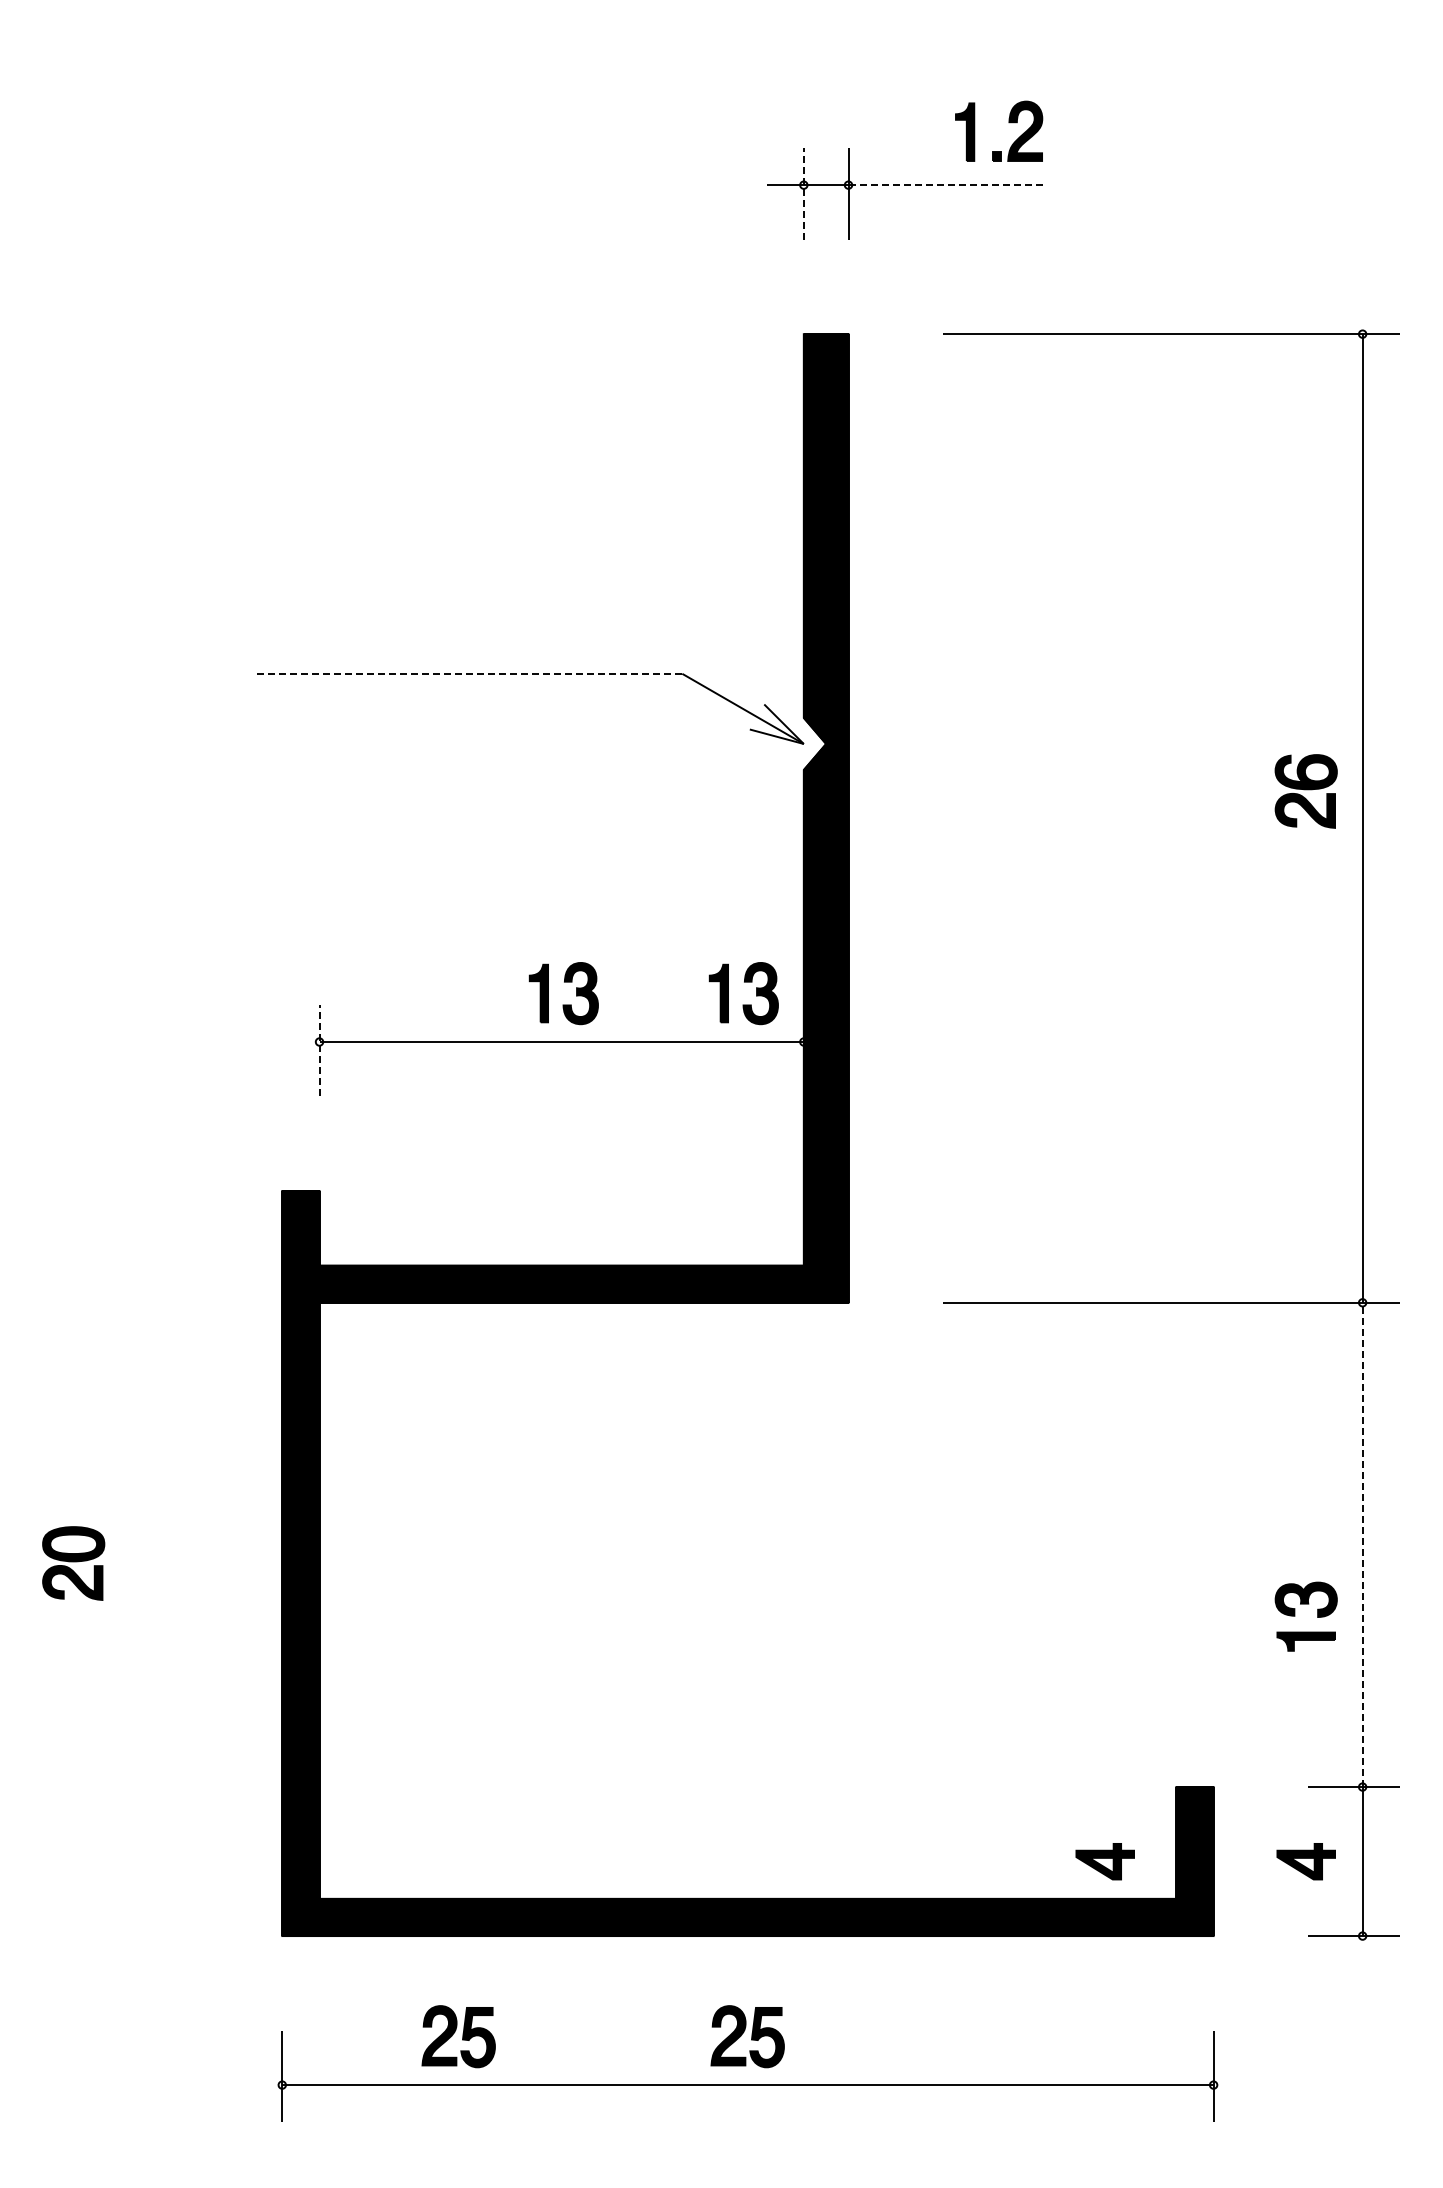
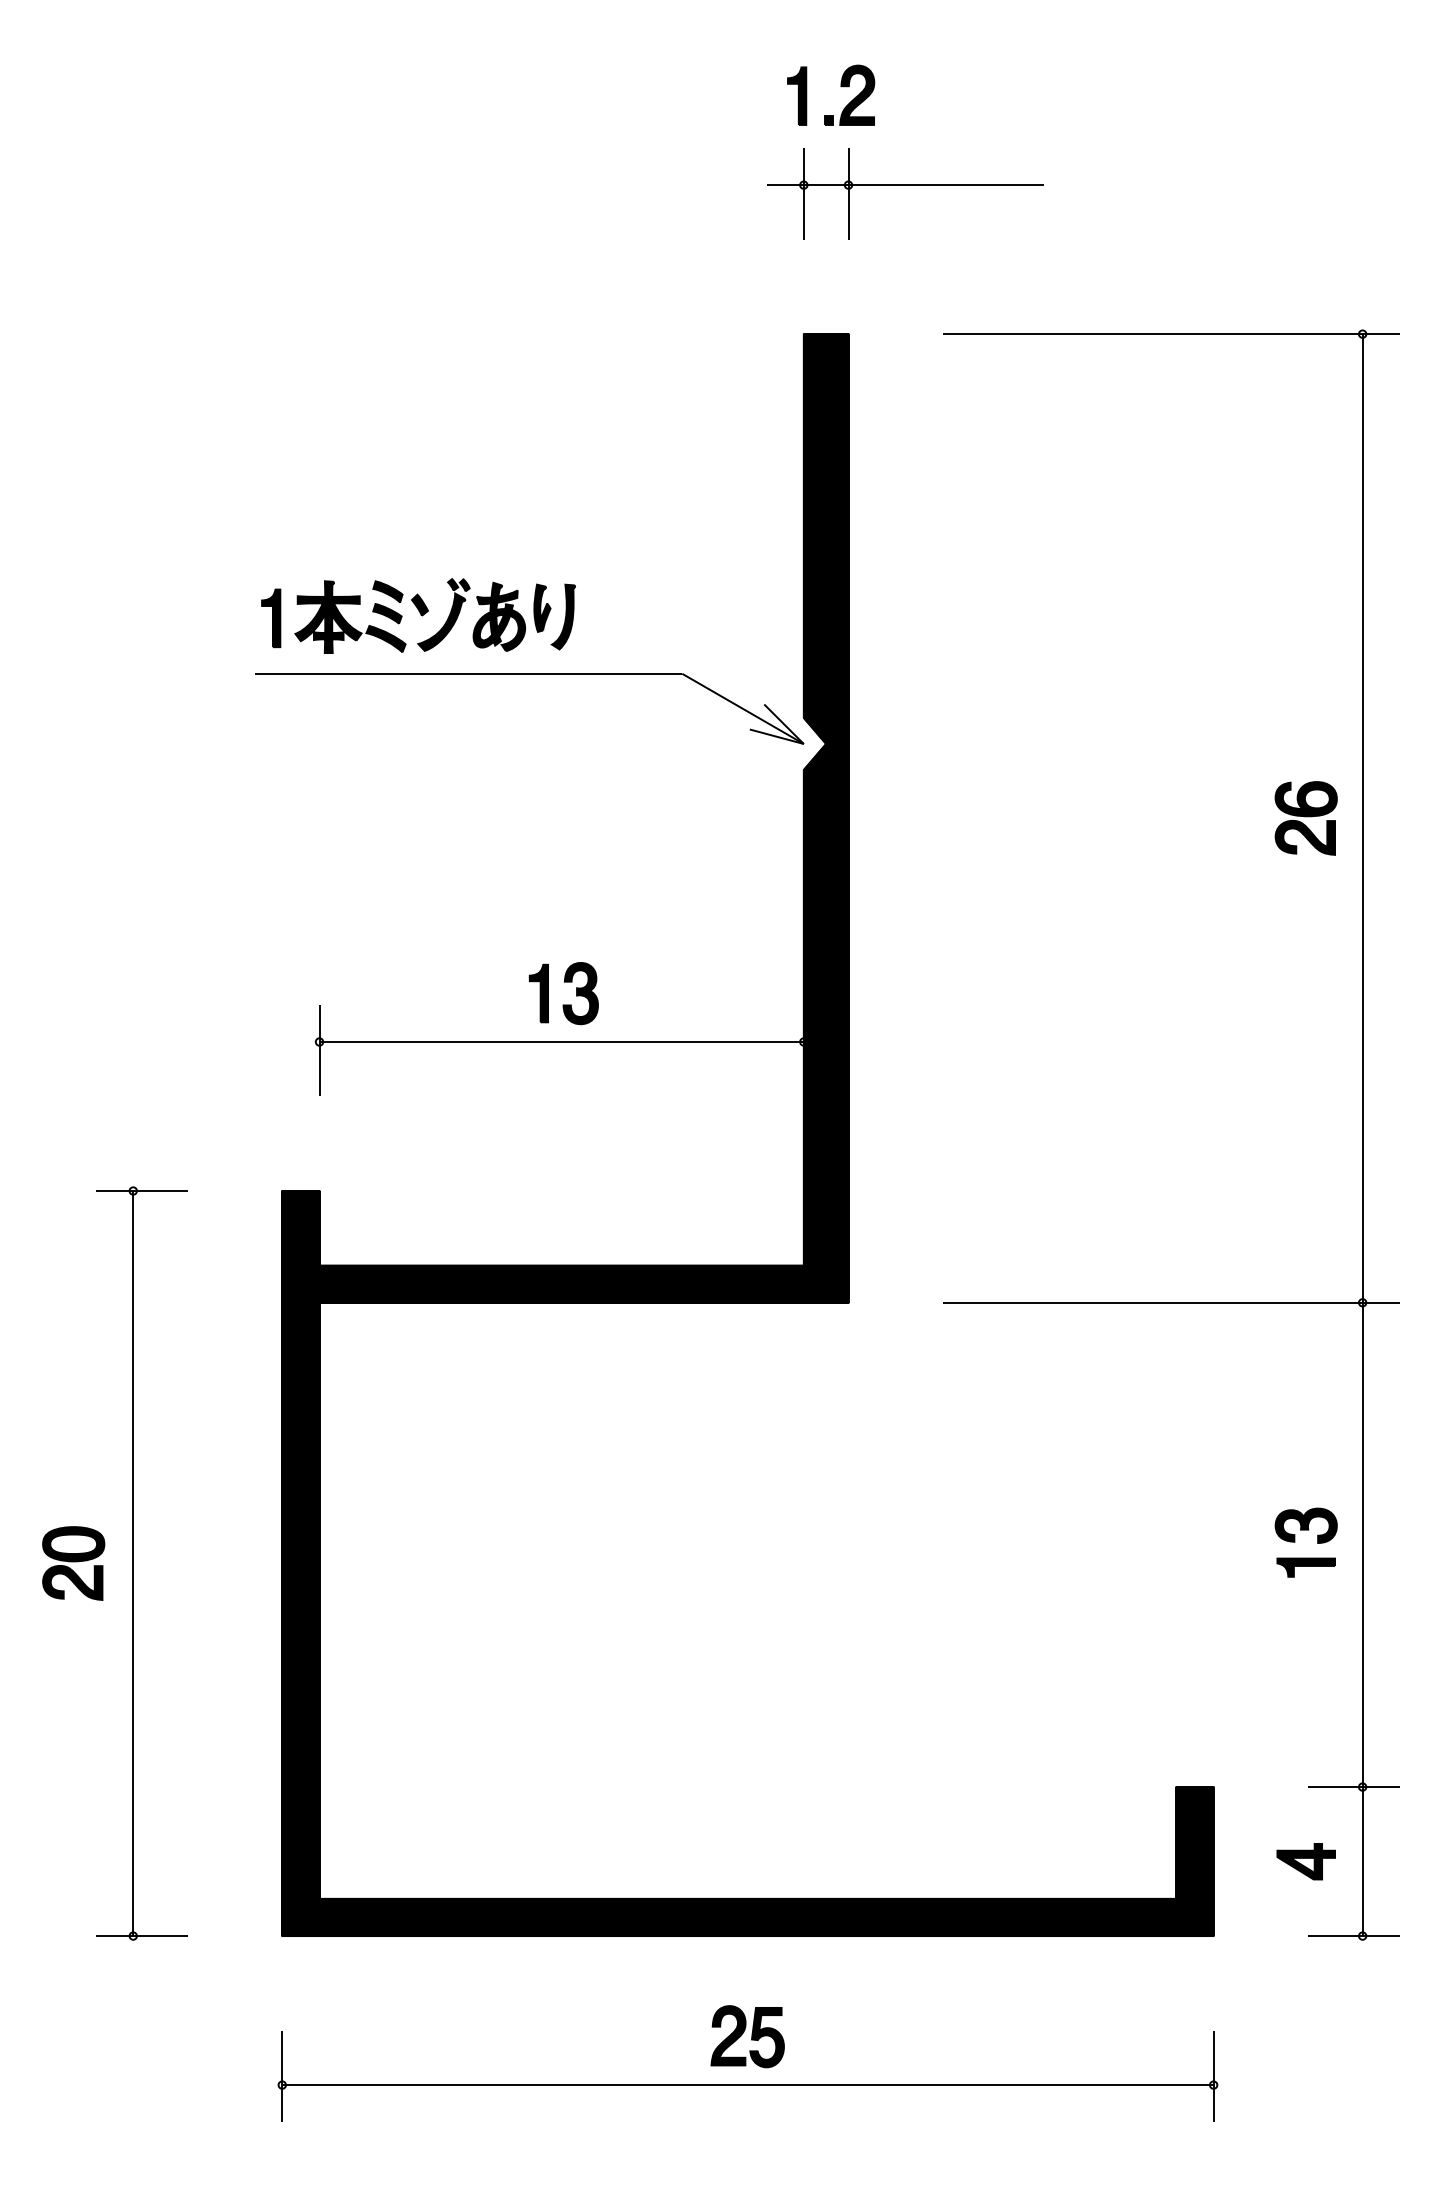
part position: (1008, 122) -> (840, 86) (840, 86)
line: dashed -> solid (946, 185)
line: dashed -> solid (803, 193)
part: none -> present (418, 615)
line: dashed -> solid (468, 673)
part position: (1305, 791) -> (1305, 818) (1305, 818)
part: present -> none (743, 1004)
line: dashed -> solid (319, 1050)
line: dashed -> solid (1362, 1544)
part: none -> present (133, 1563)
part position: (1295, 1616) -> (1295, 1542) (1295, 1542)
part: present -> none (1104, 1861)
part: present -> none (458, 2036)
